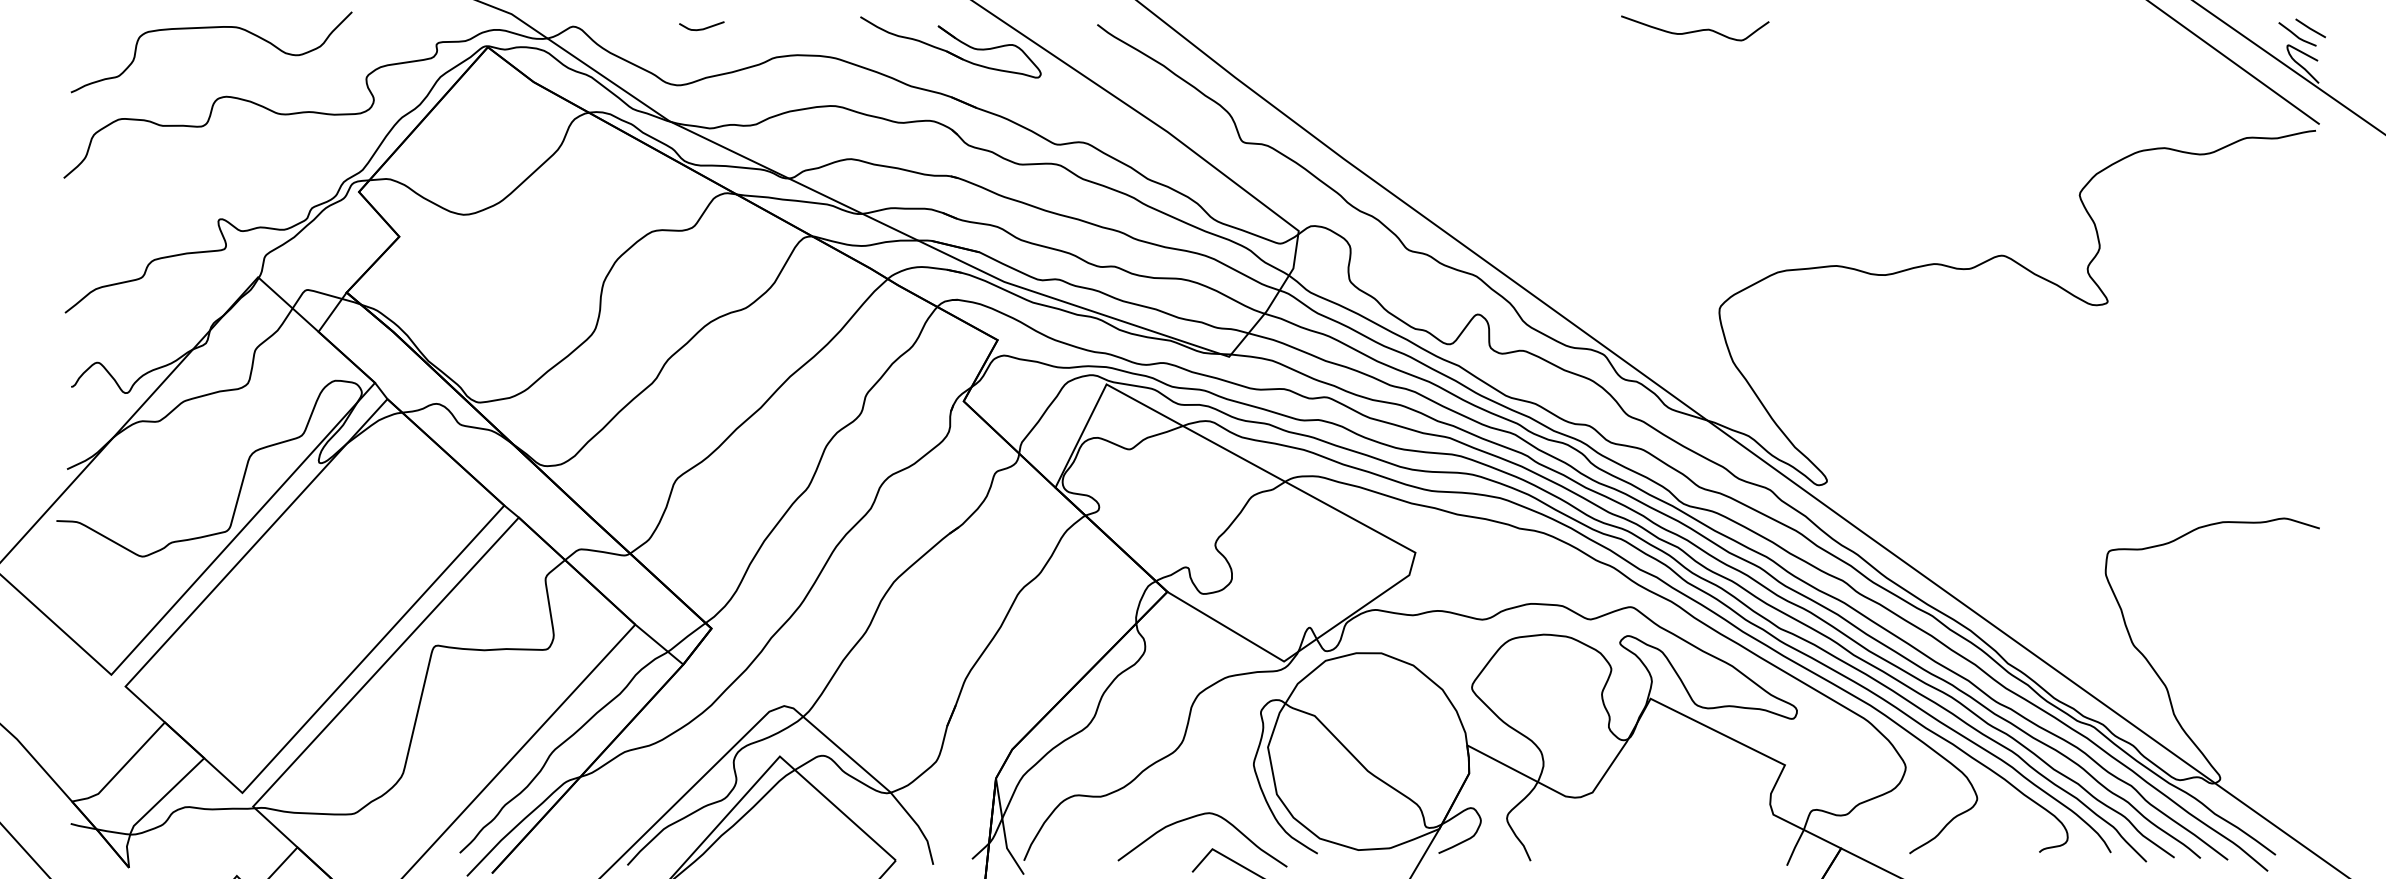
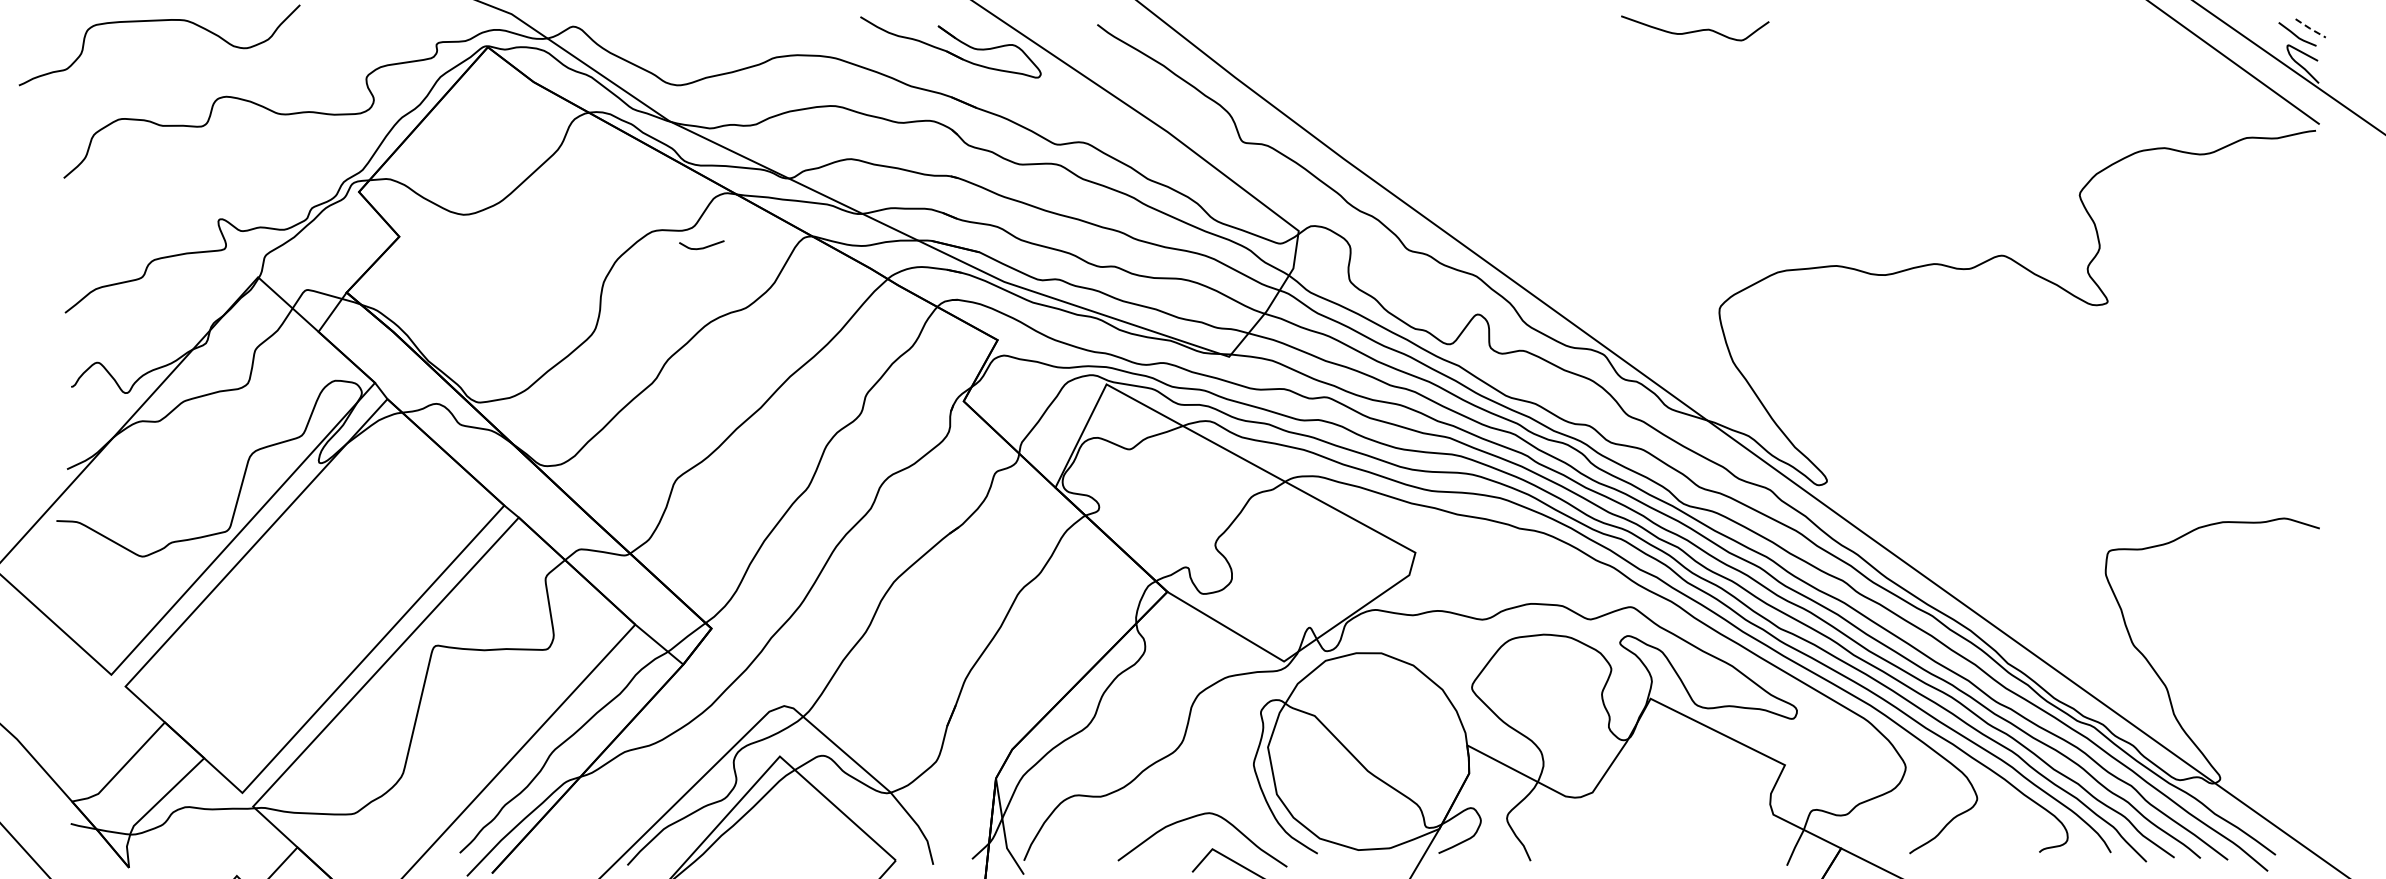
curve position: (211, 28) -> (159, 21) (159, 21)
curve position: (701, 28) -> (701, 247) (701, 247)
line: solid -> dashed (2309, 28)
